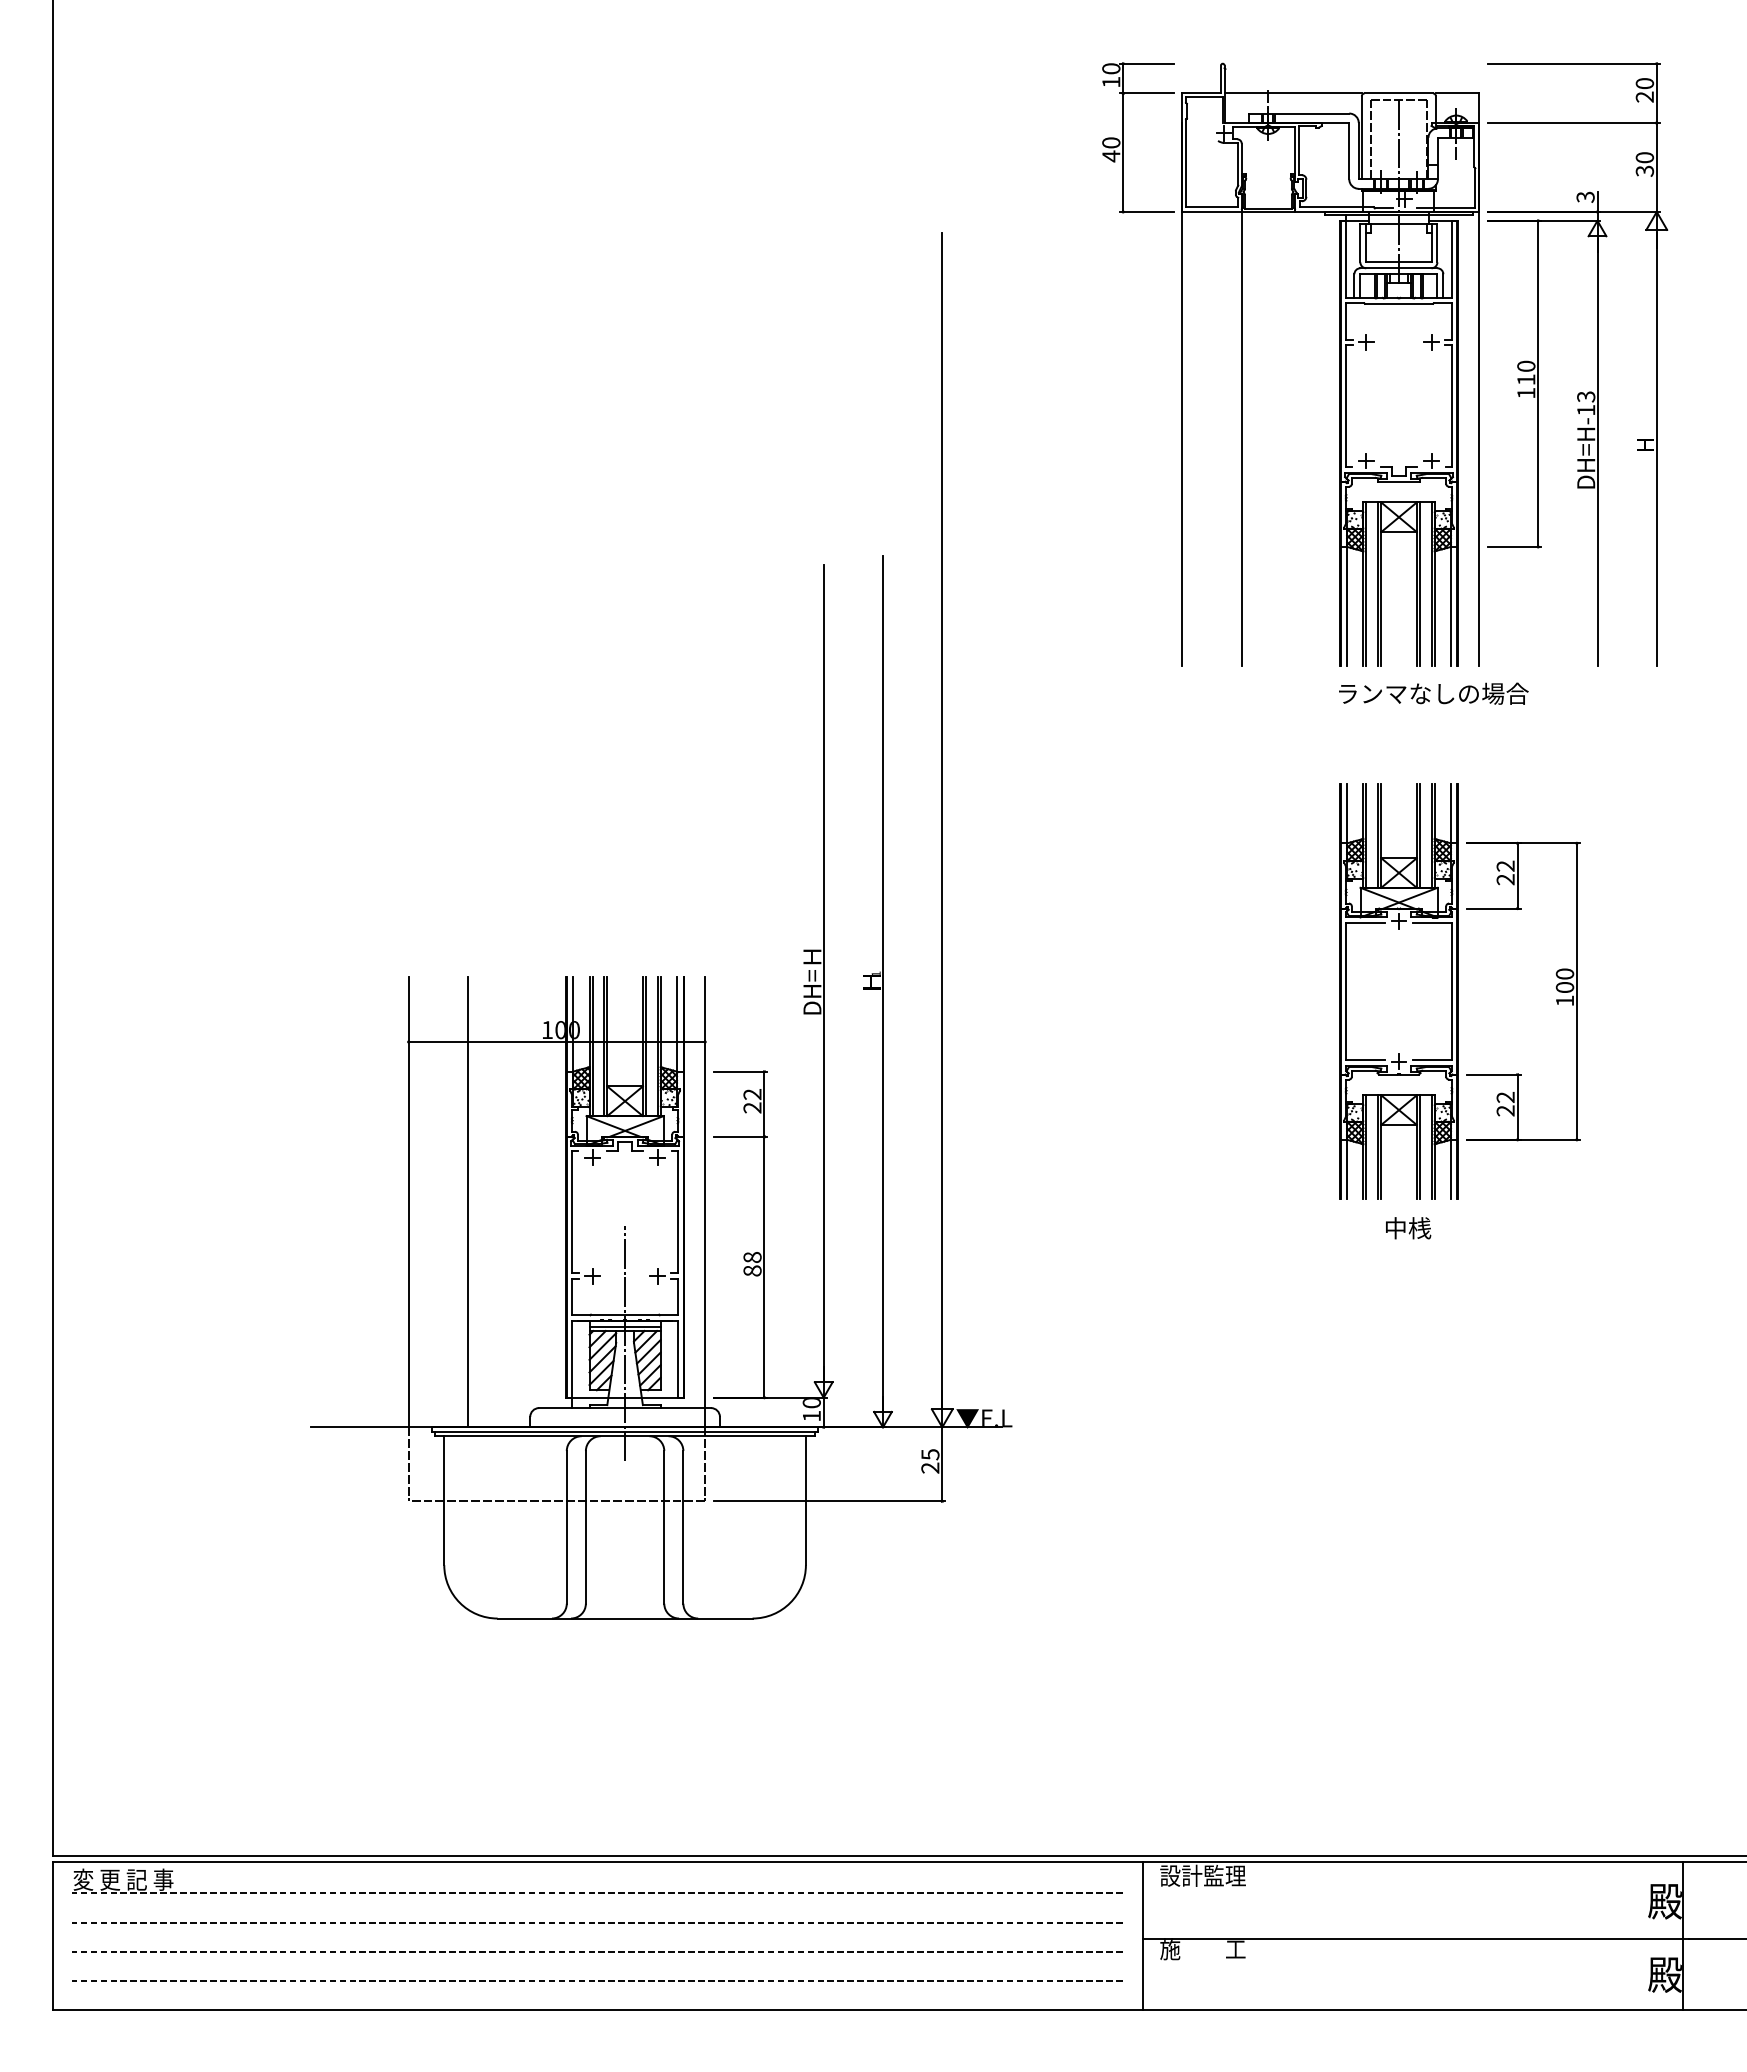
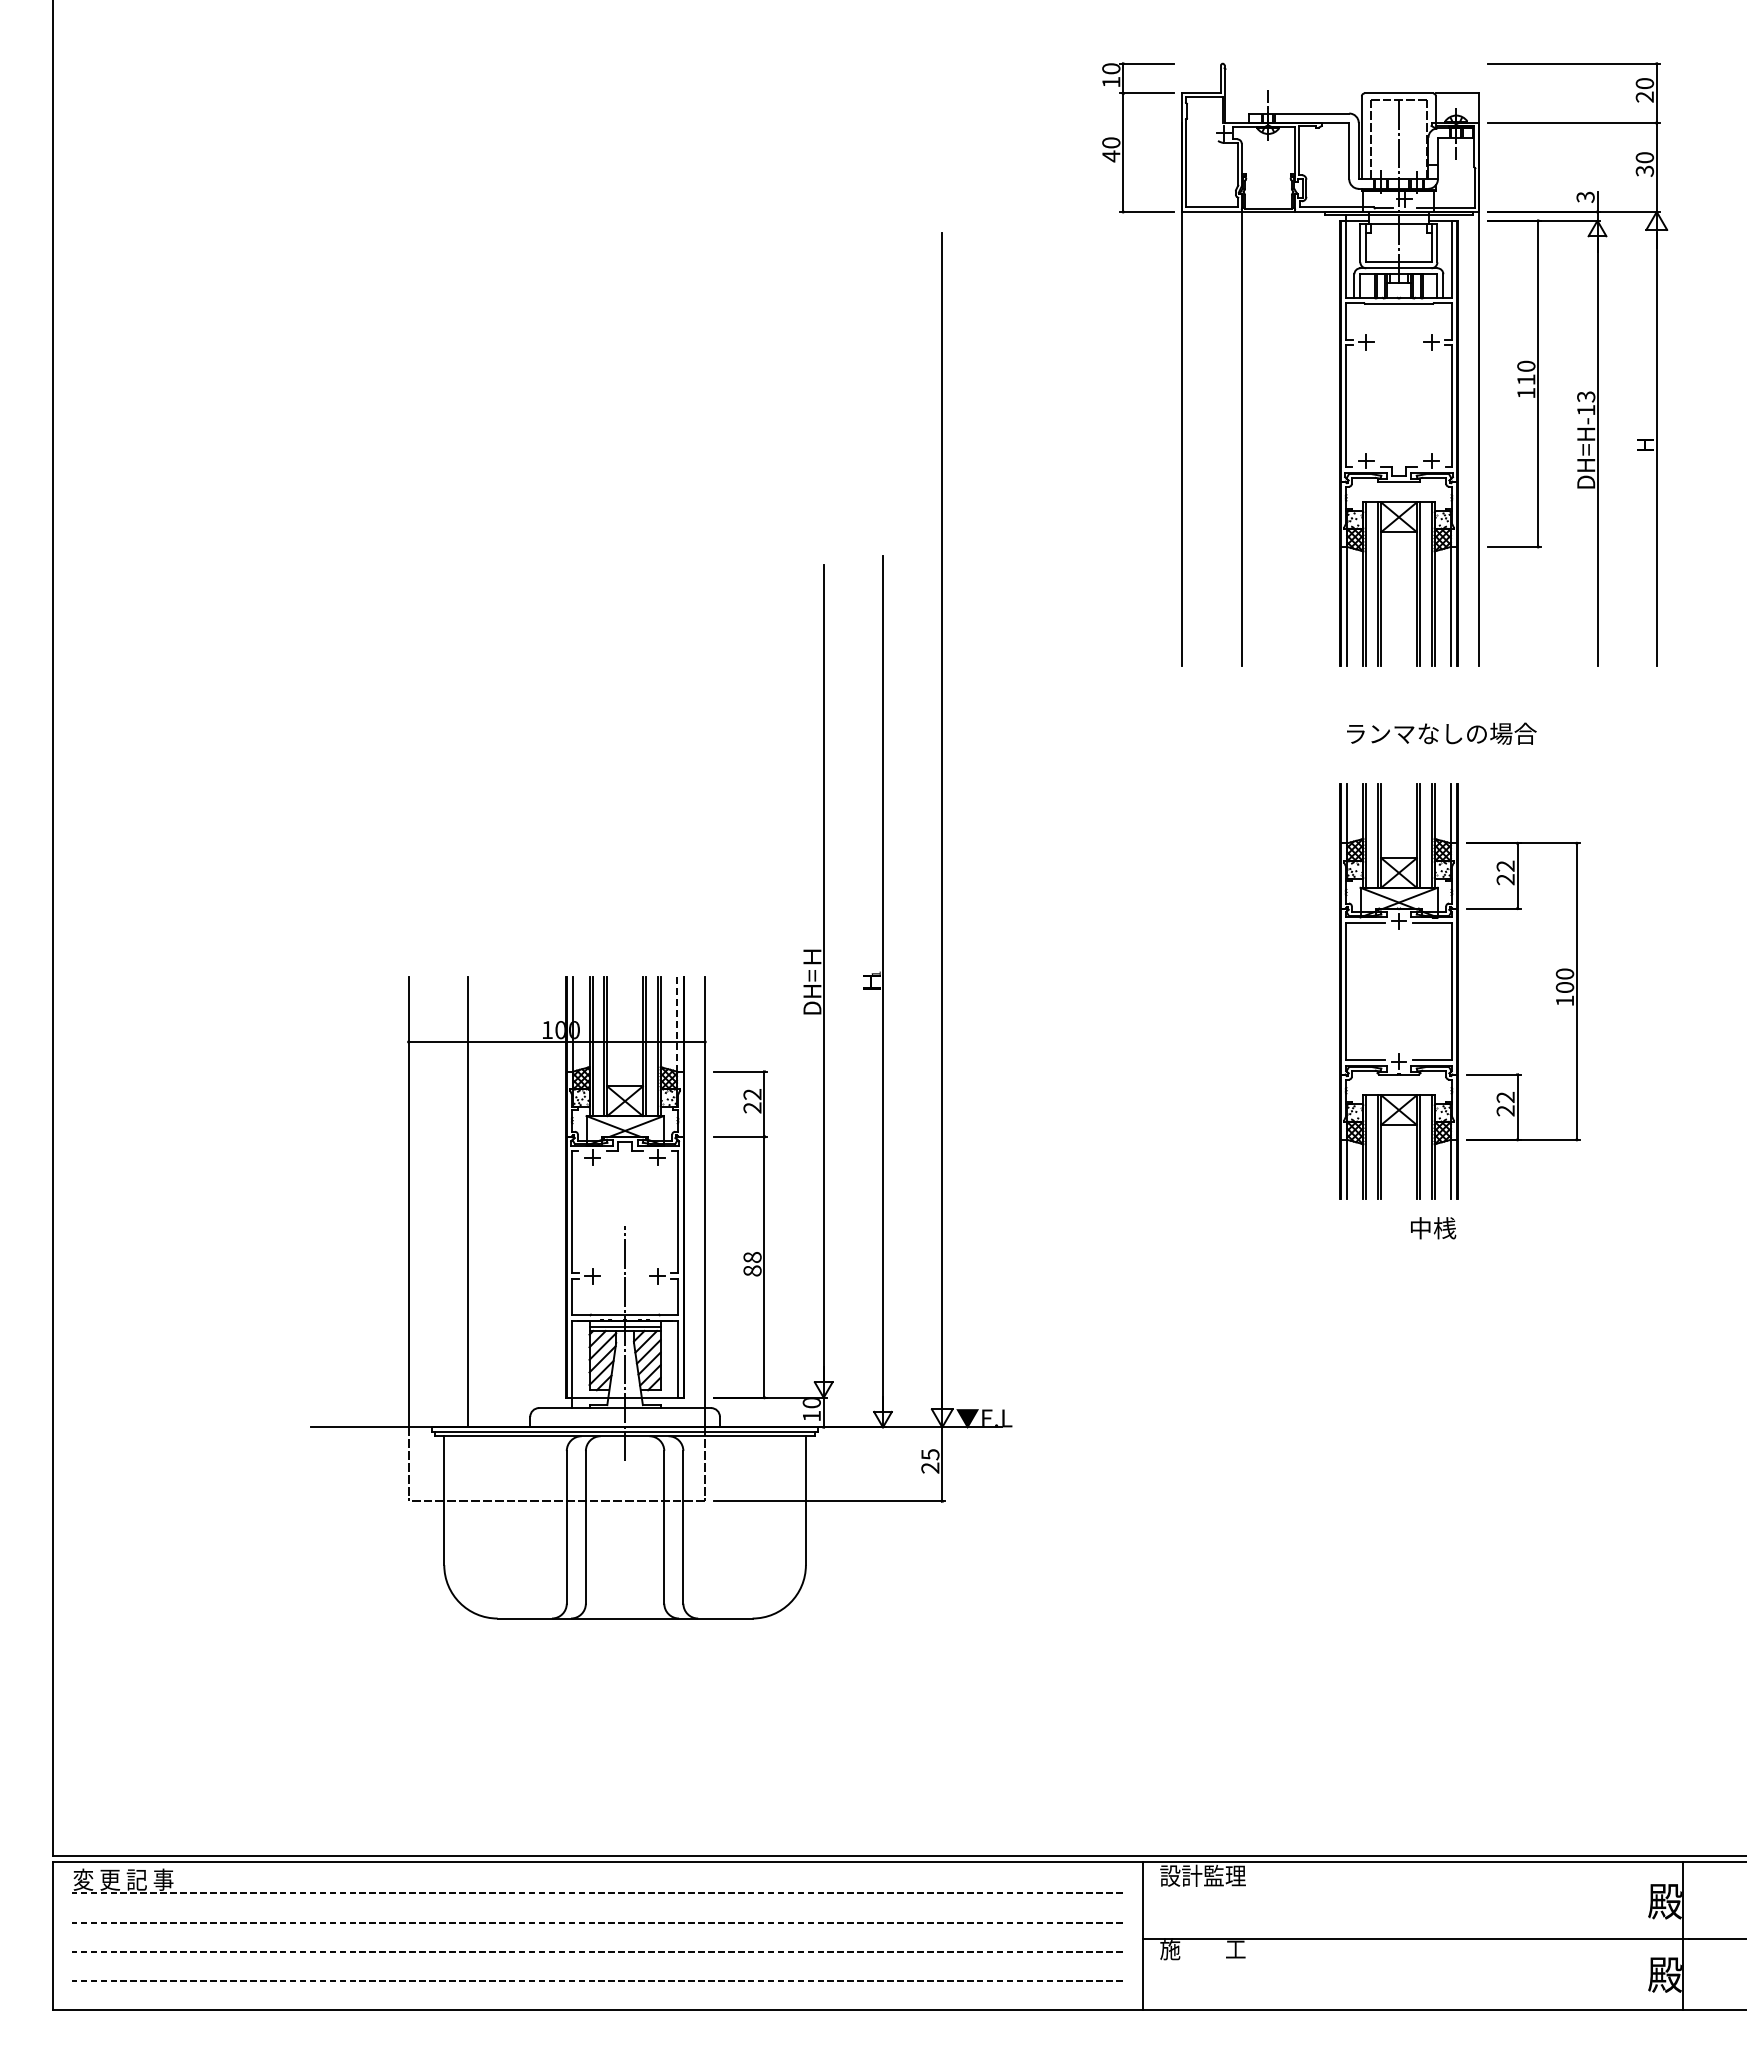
line: present -> none (1293, 93)
text position: (1433, 693) -> (1441, 733) (1441, 733)
line: solid -> dashed (676, 1023)
text position: (1408, 1228) -> (1433, 1228) (1433, 1228)
